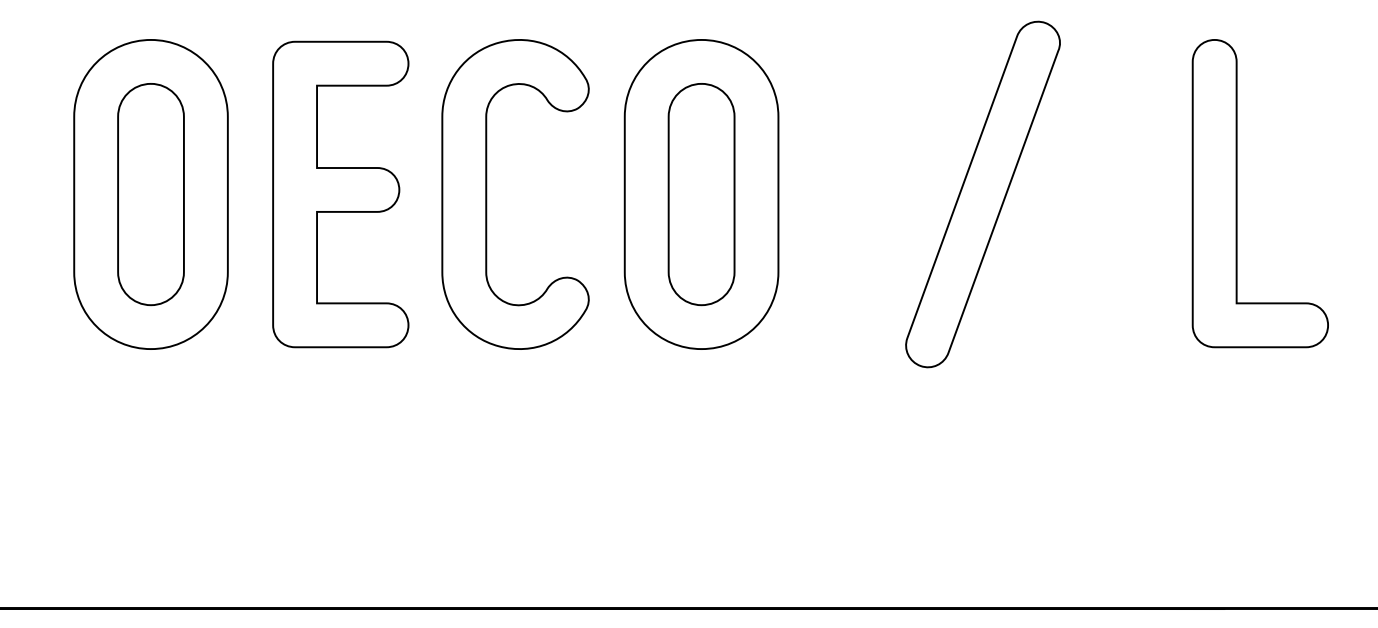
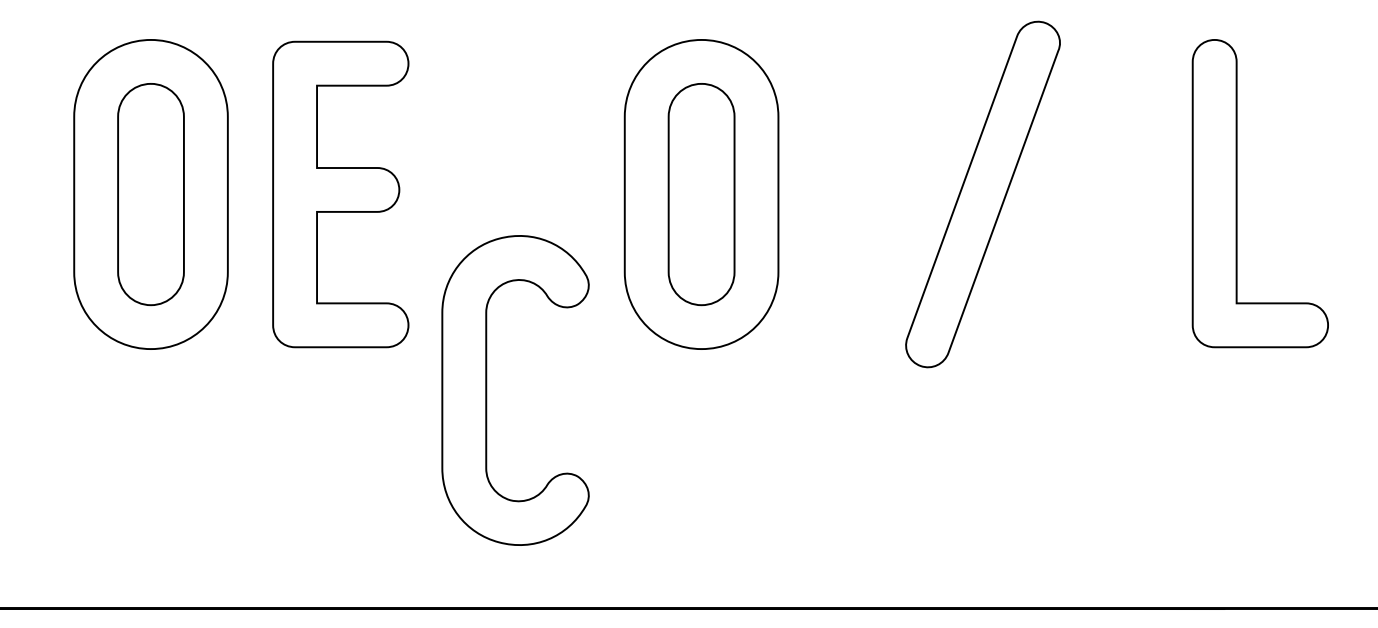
part position: (487, 194) -> (487, 390) (487, 390)
